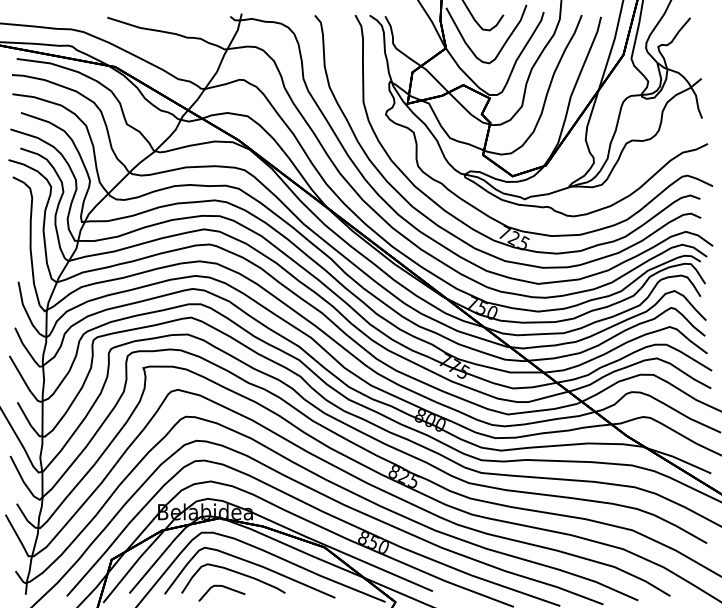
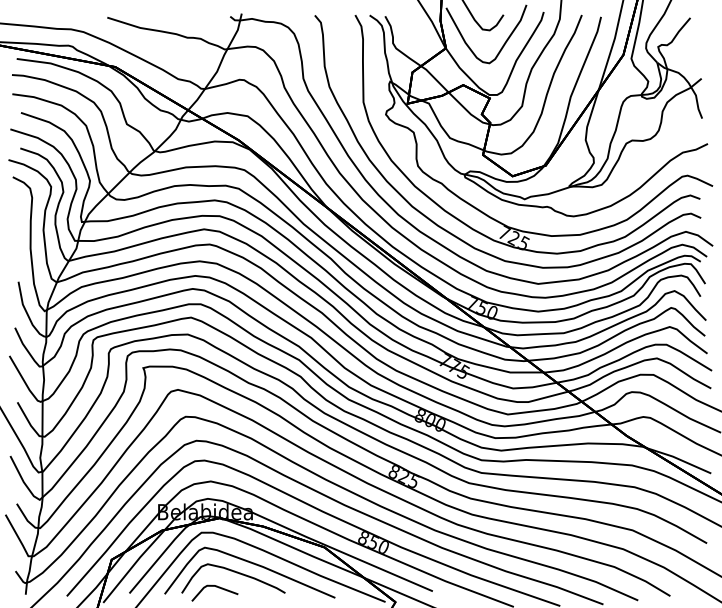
line position: (223, 587) -> (216, 587) (216, 587)
